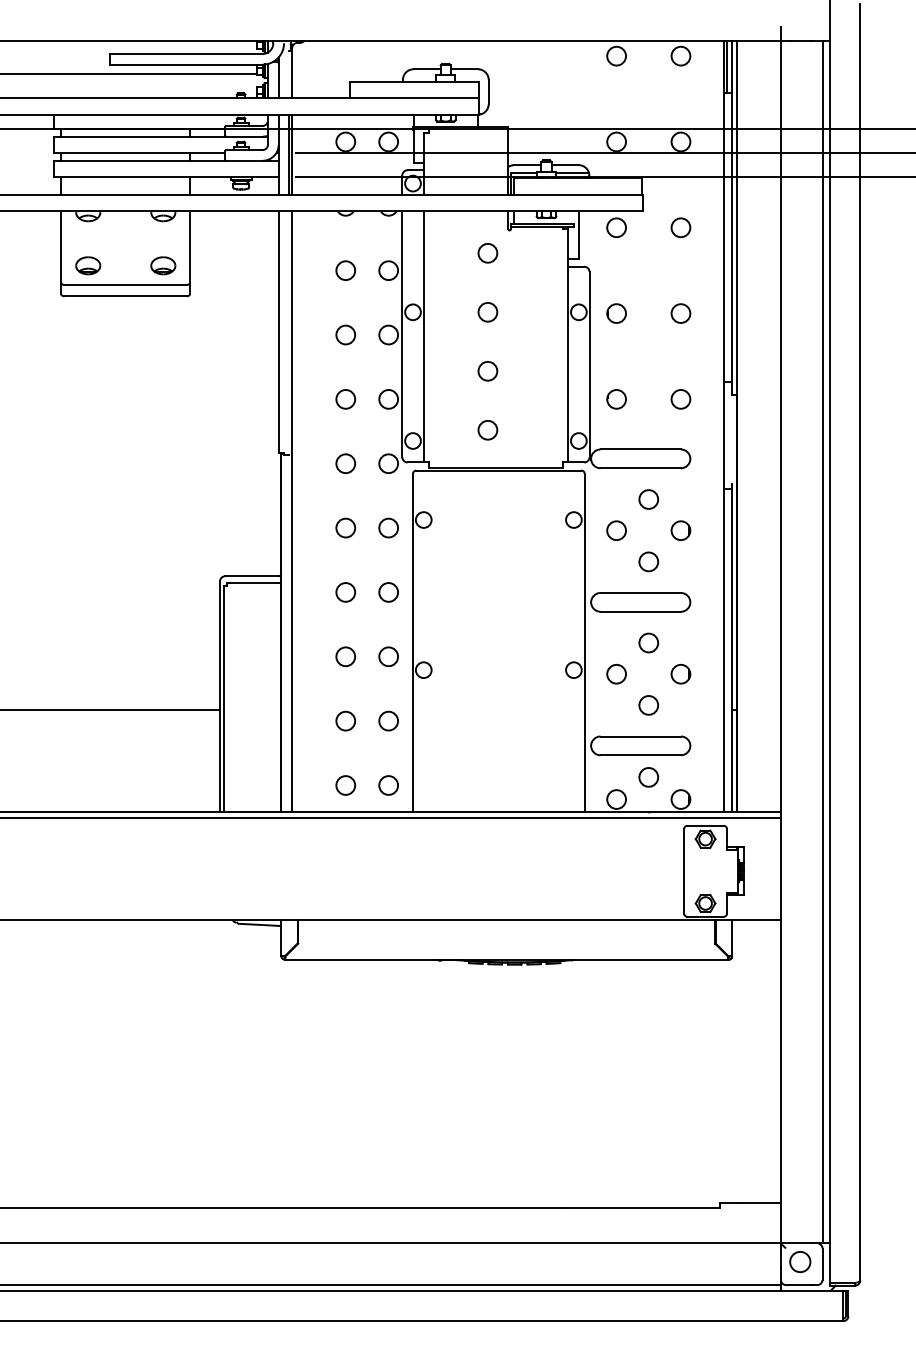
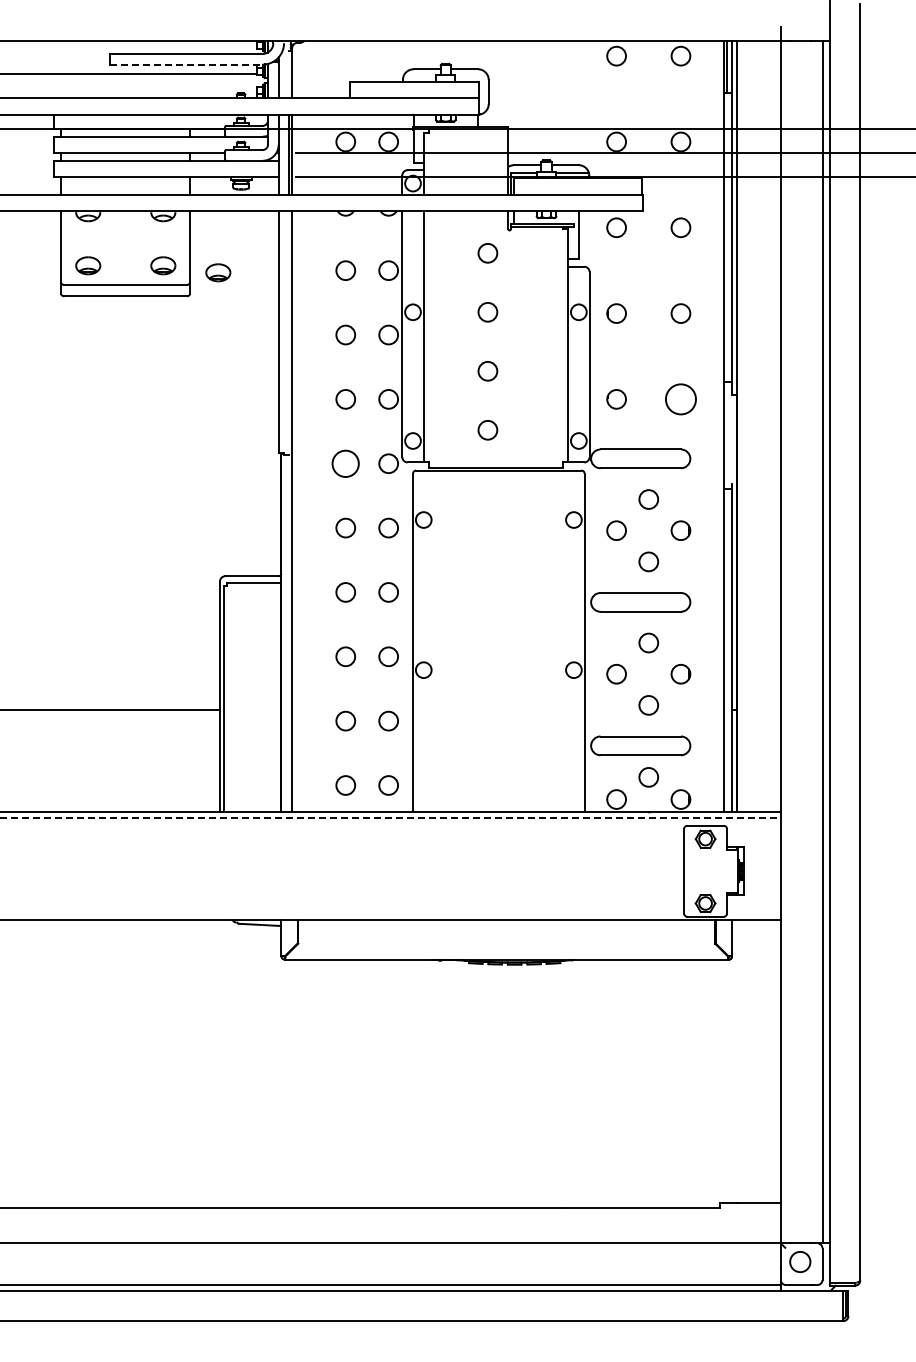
line: solid -> dashed (186, 64)
part: none -> present (218, 272)
circle diameter: 19 px -> 30 px (680, 399)
circle size: 22x21 px -> 29x29 px (345, 463)
line: solid -> dashed (391, 817)
